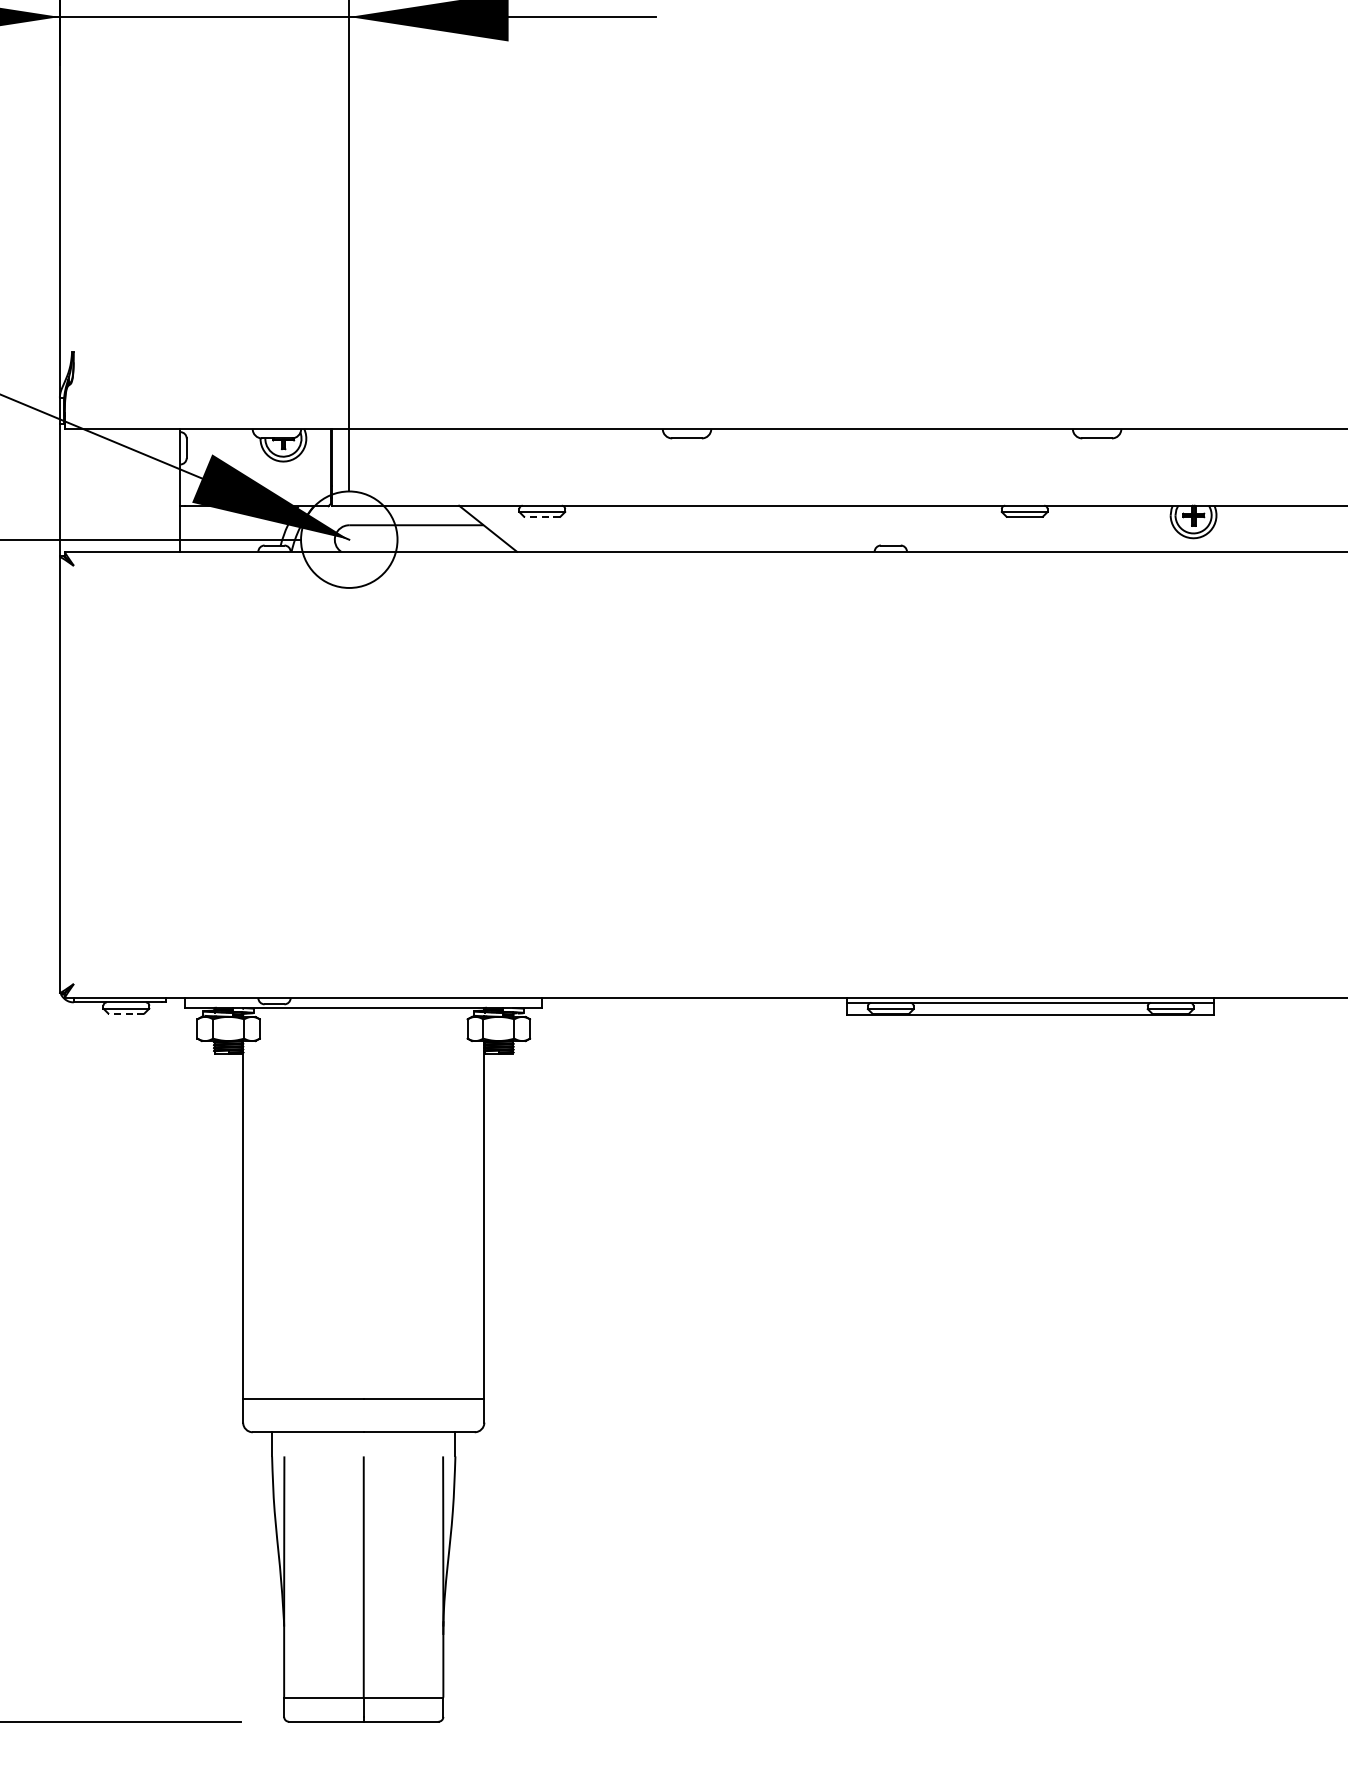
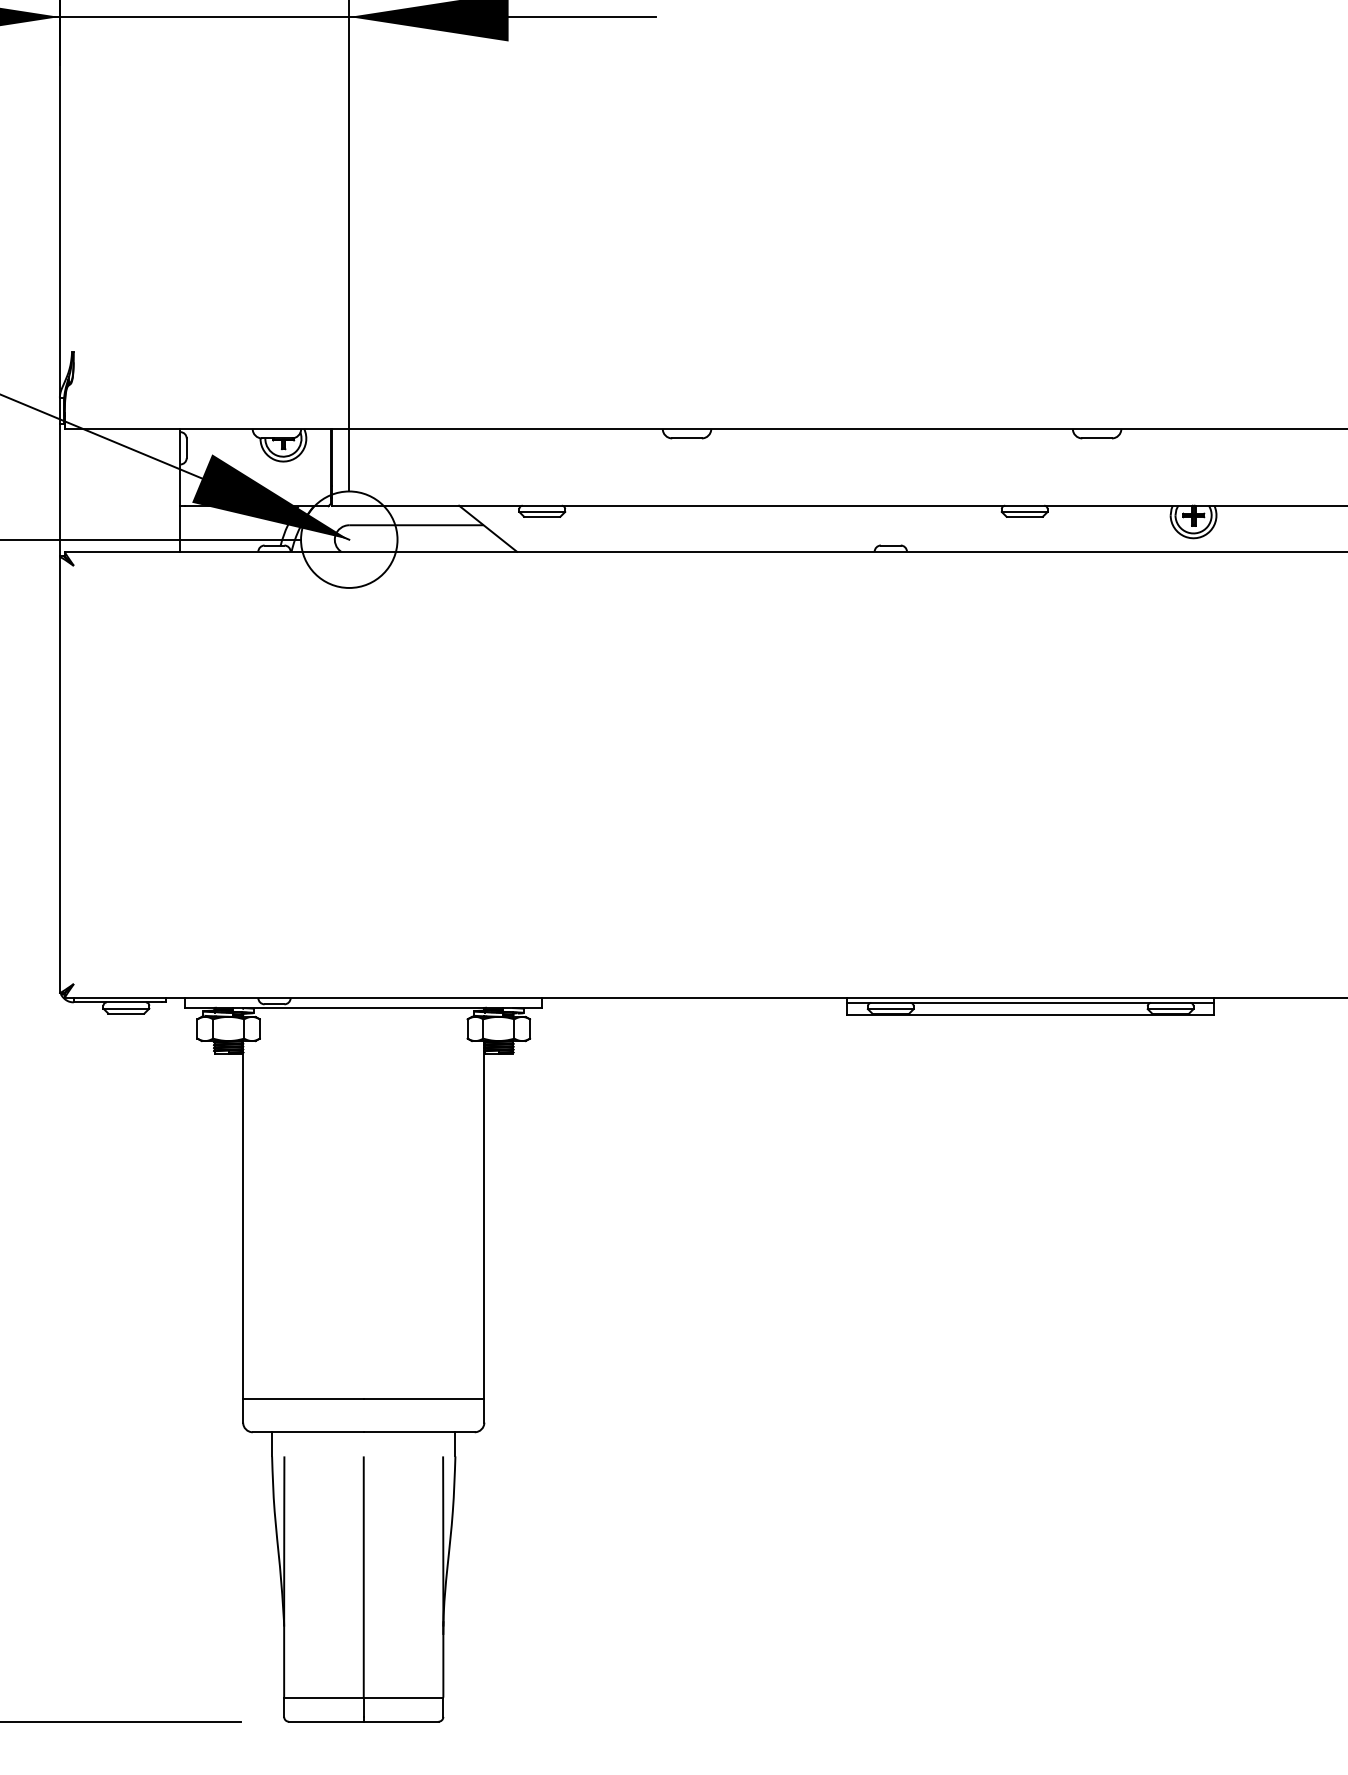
line: dashed -> solid (541, 516)
line: dashed -> solid (125, 1013)
